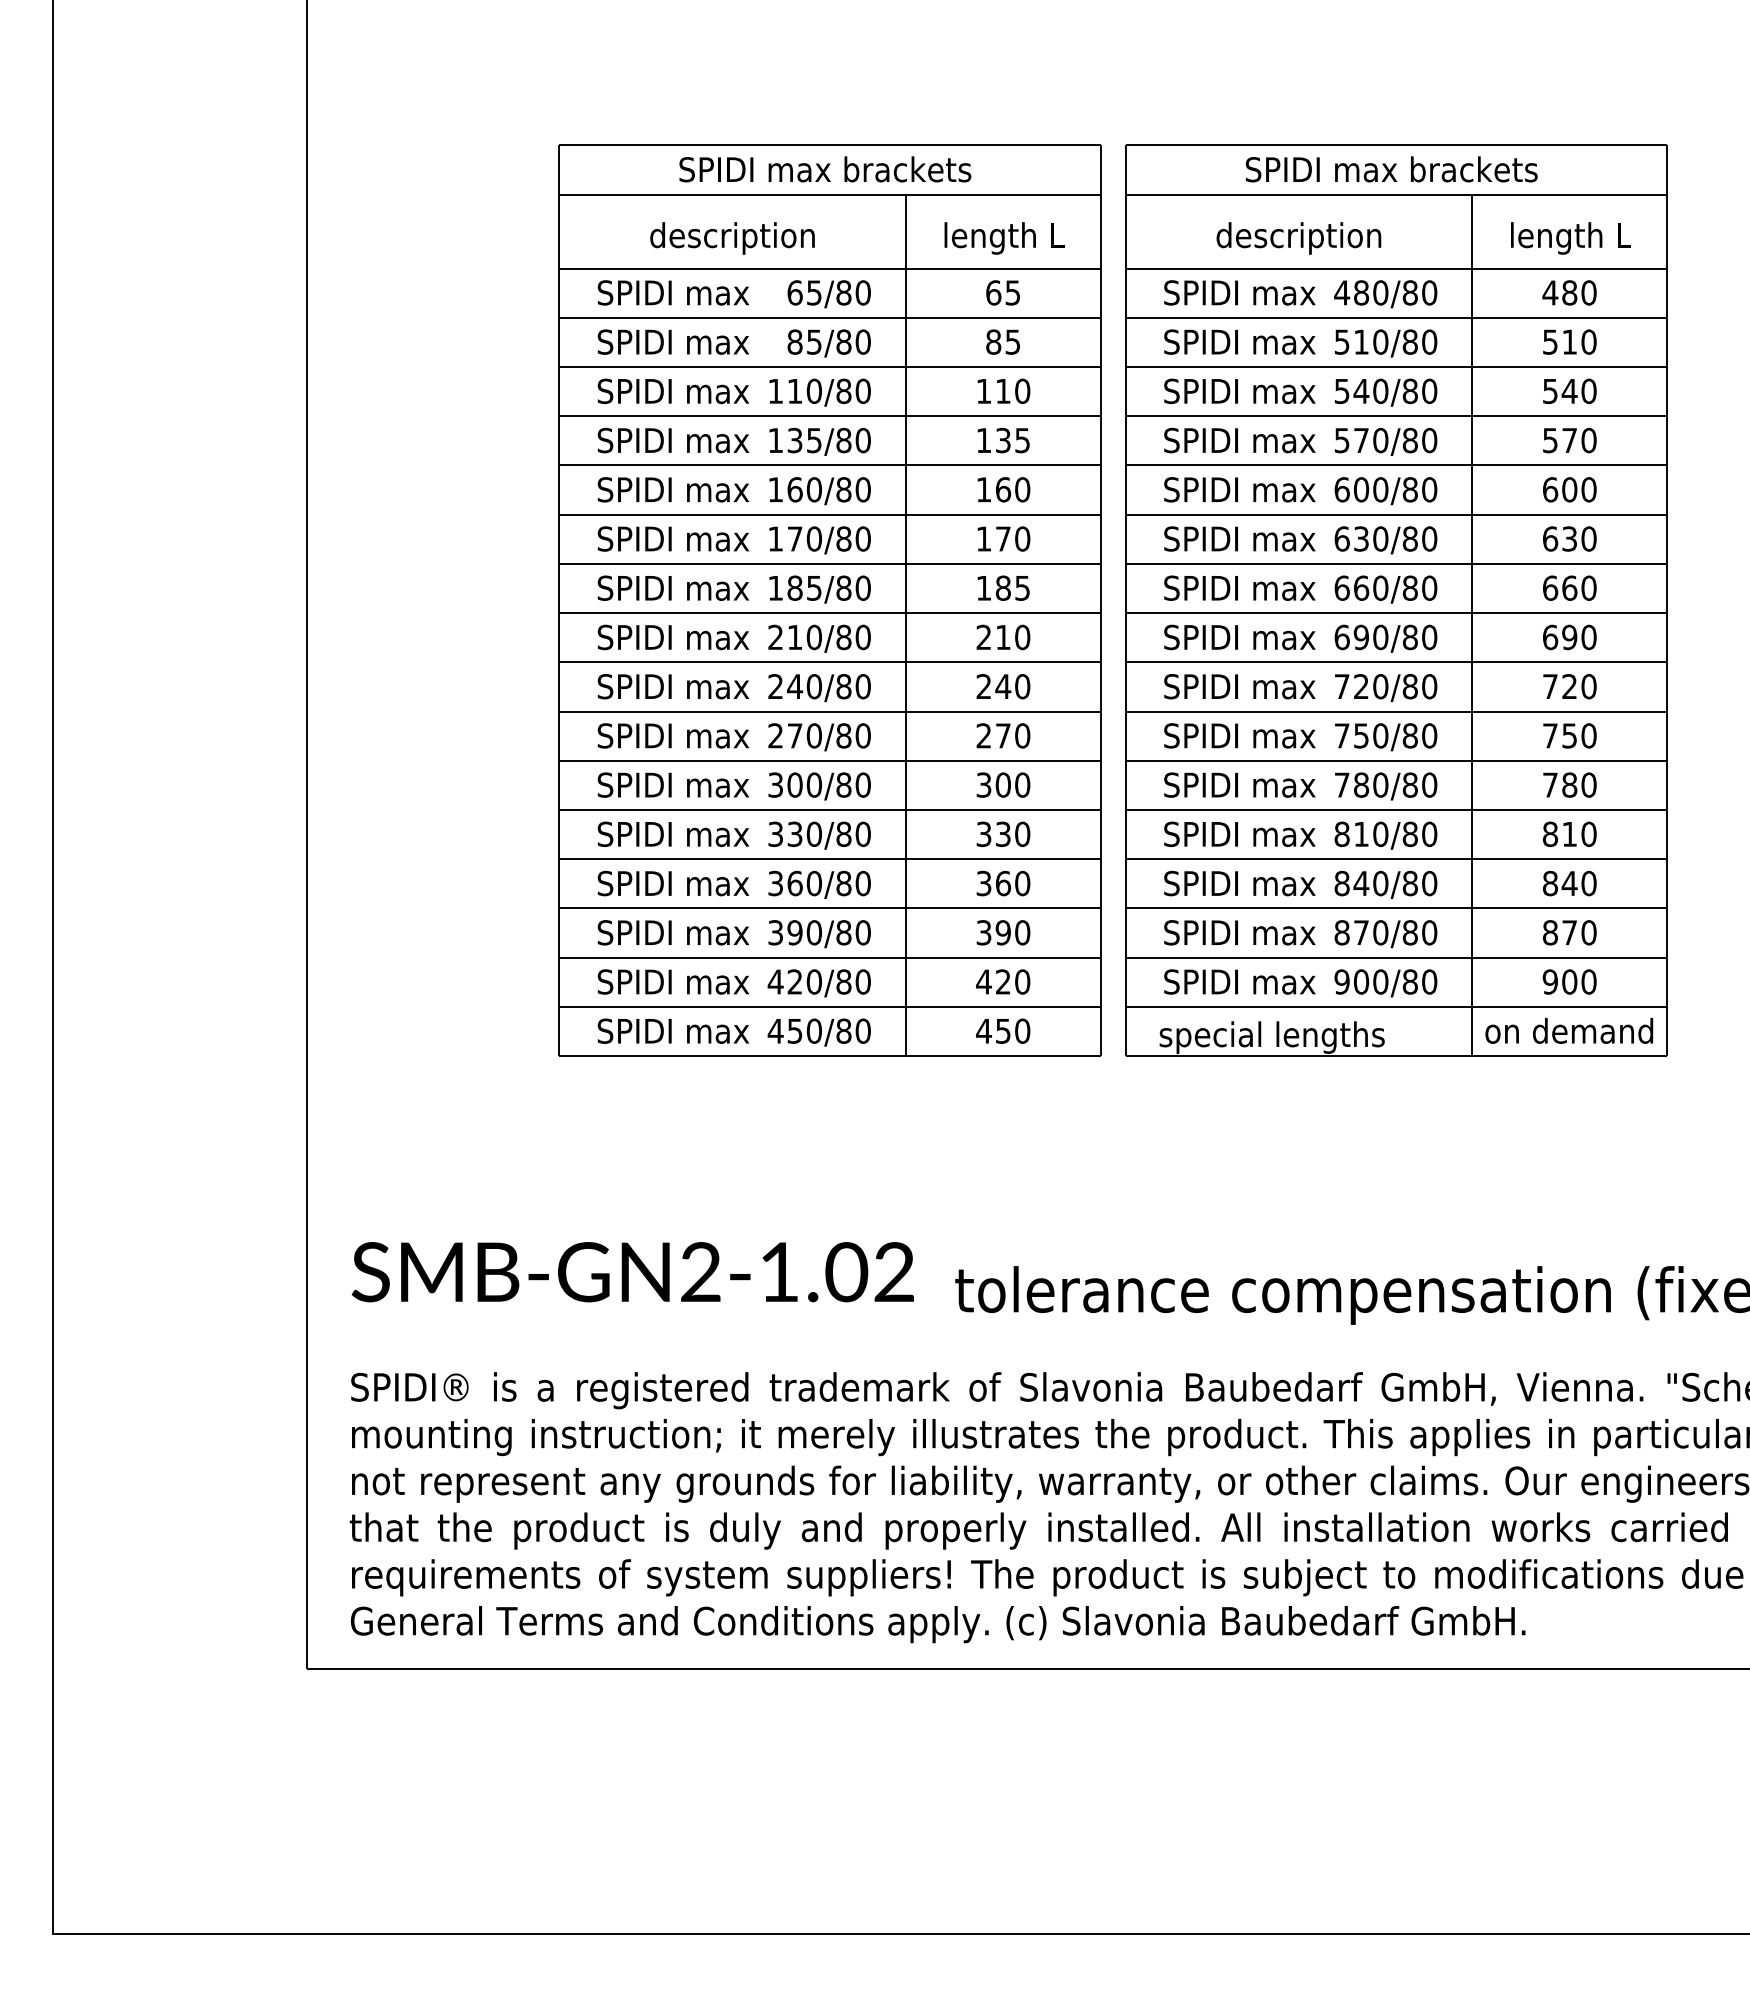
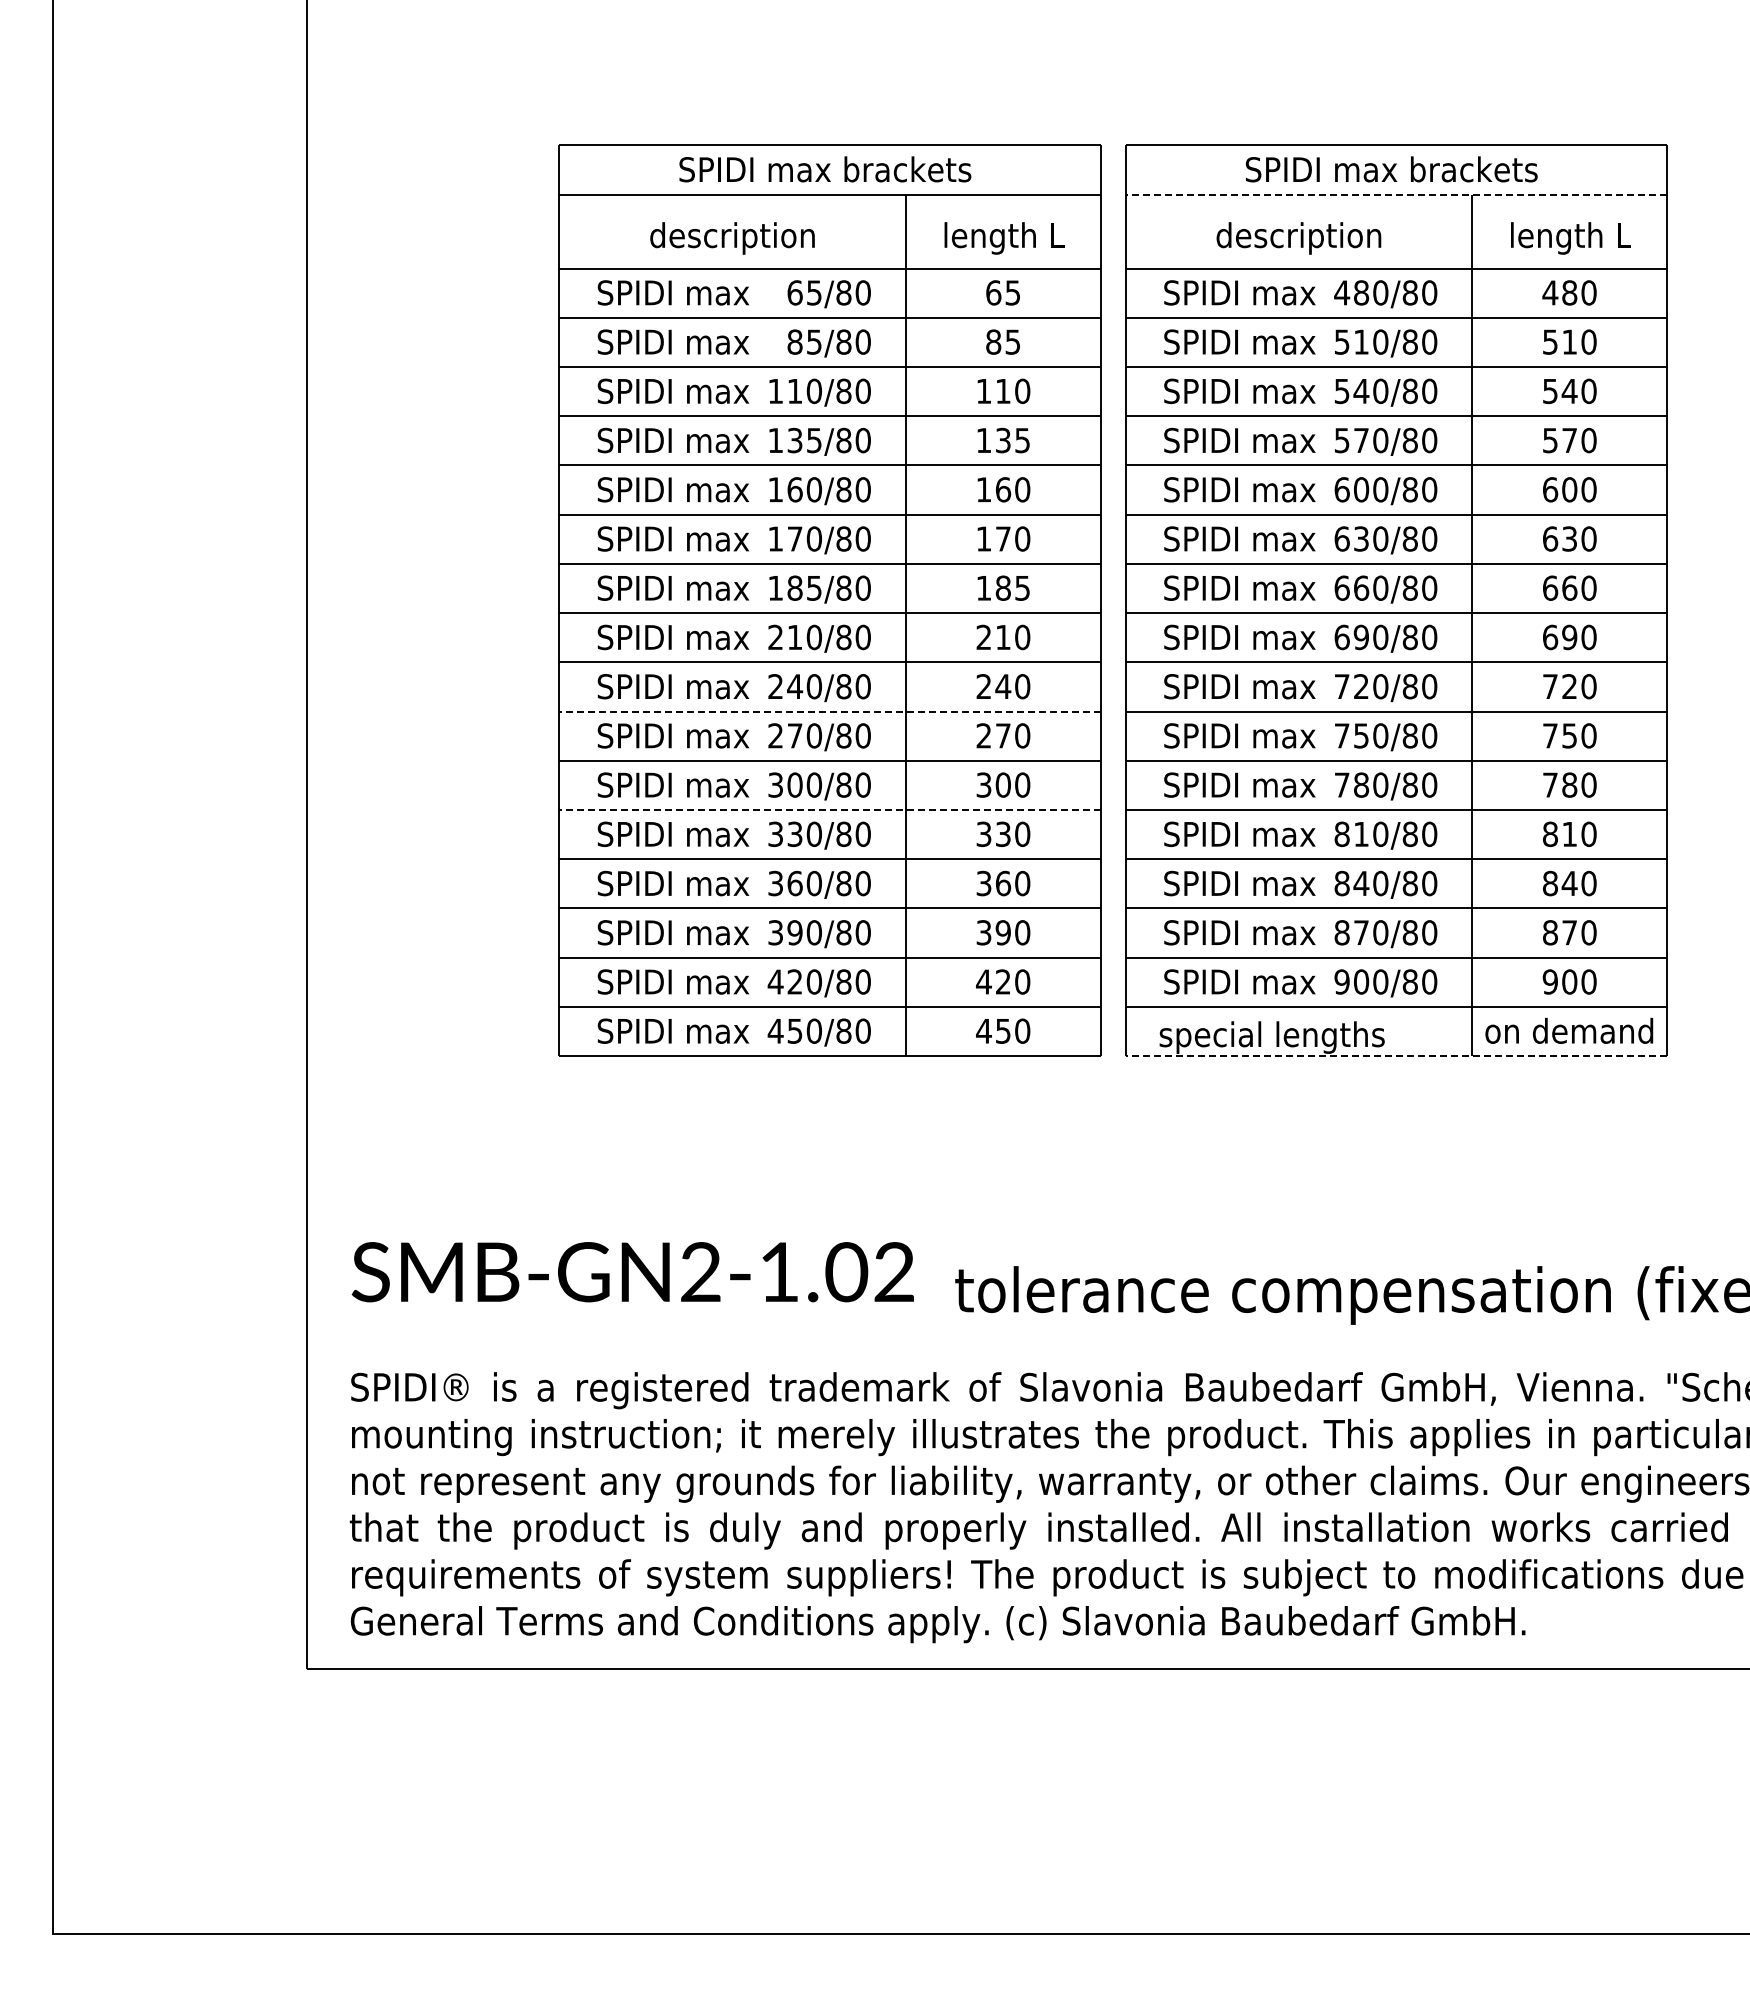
line: solid -> dashed (1396, 195)
line: solid -> dashed (830, 711)
line: solid -> dashed (830, 810)
line: solid -> dashed (1396, 1056)
